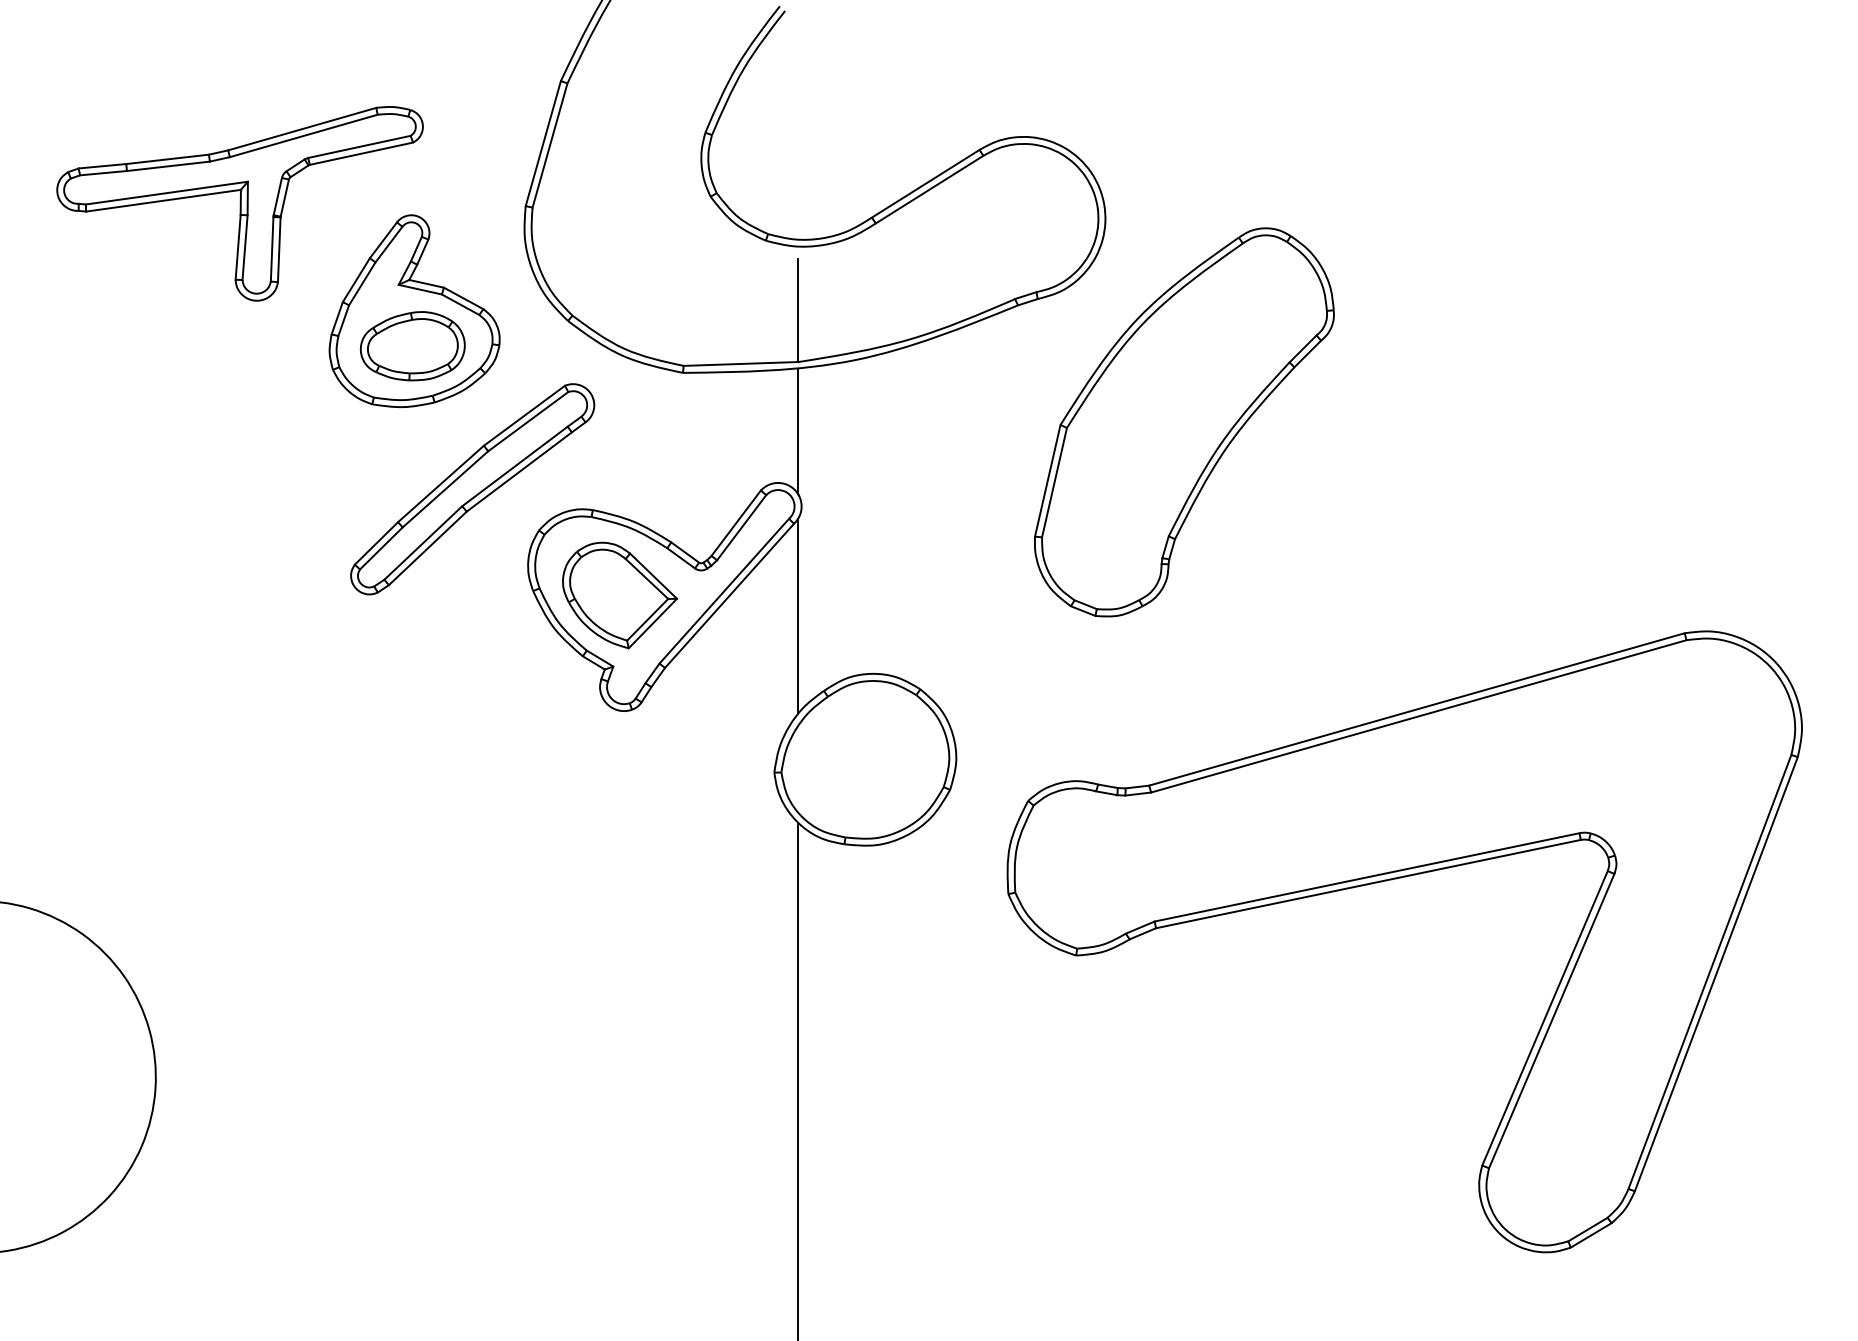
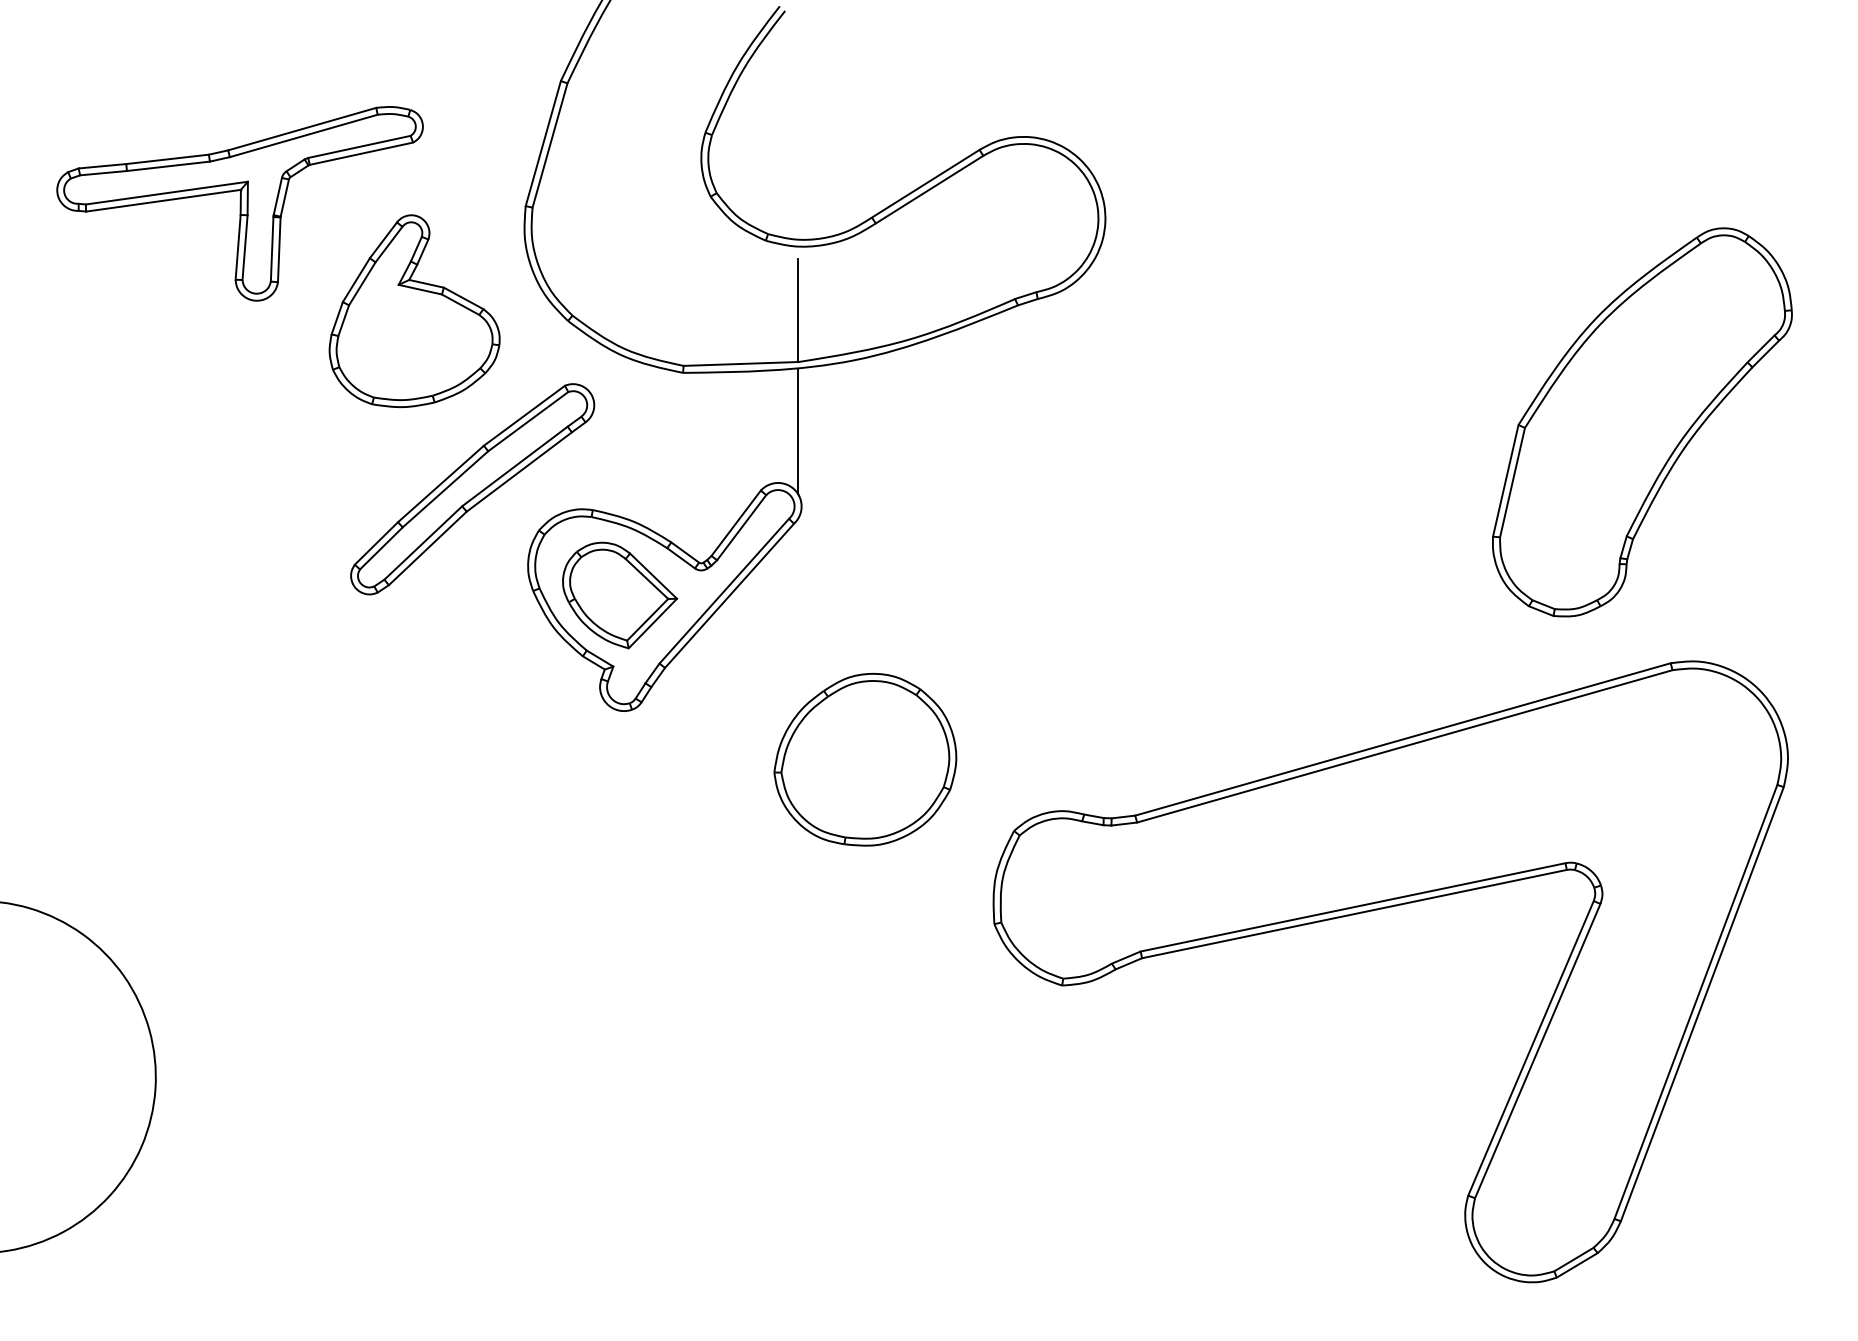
part: present -> none (412, 346)
part position: (1184, 422) -> (1642, 422) (1642, 422)
line: present -> none (798, 615)
part position: (1391, 880) -> (1377, 910) (1377, 910)
line: present -> none (798, 1079)
